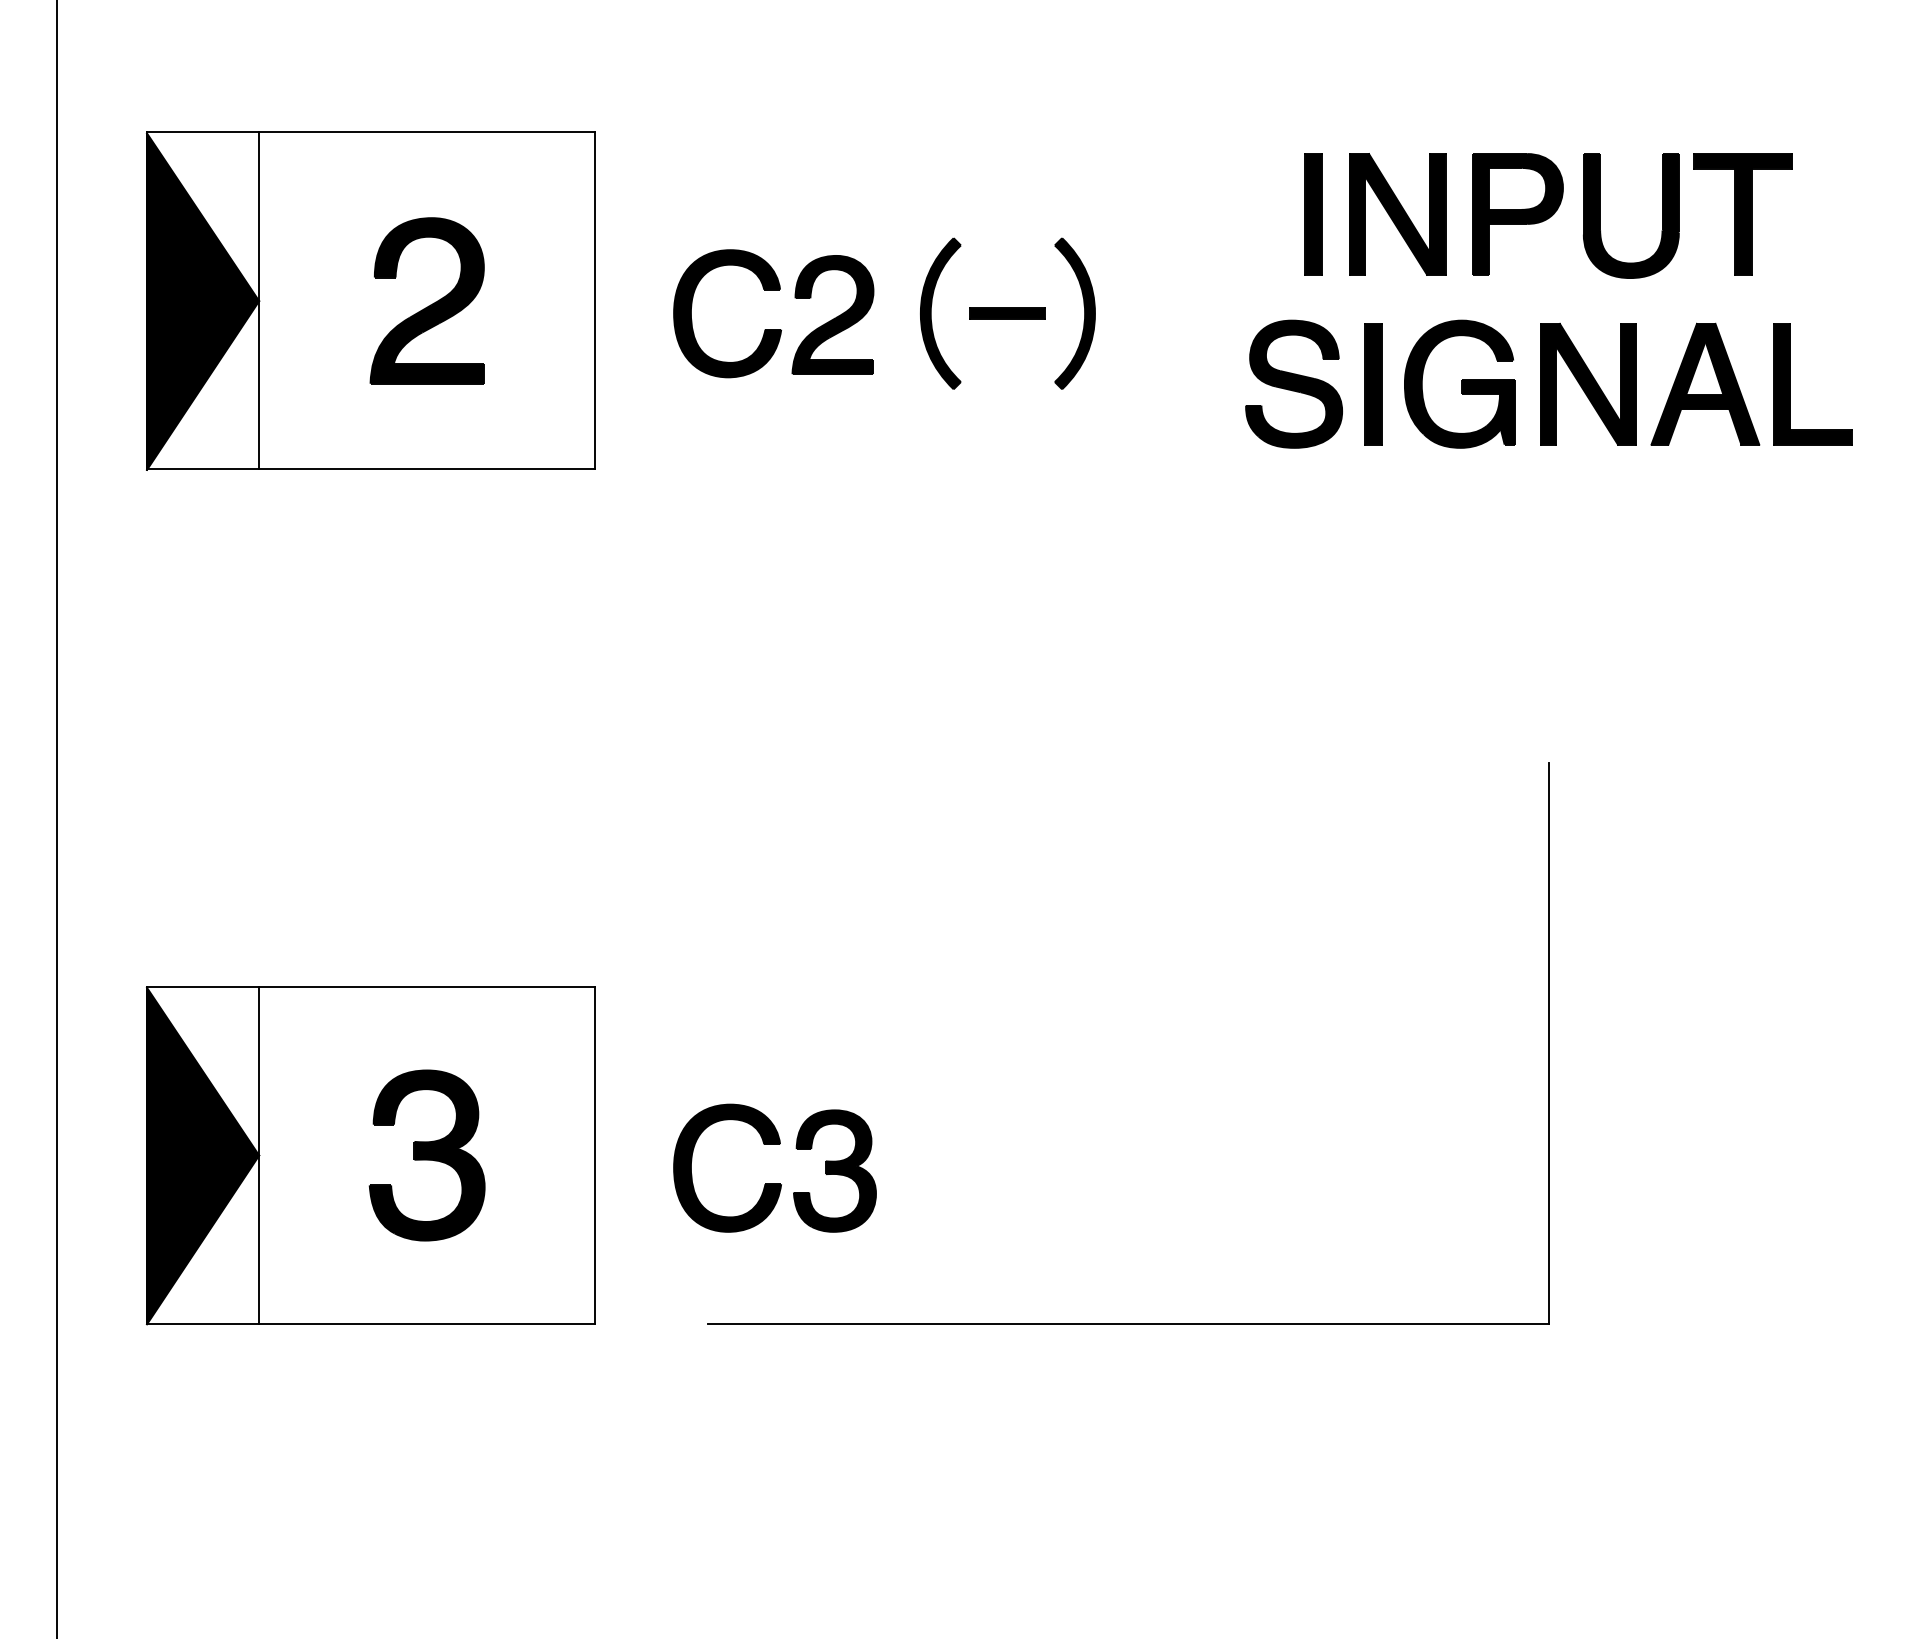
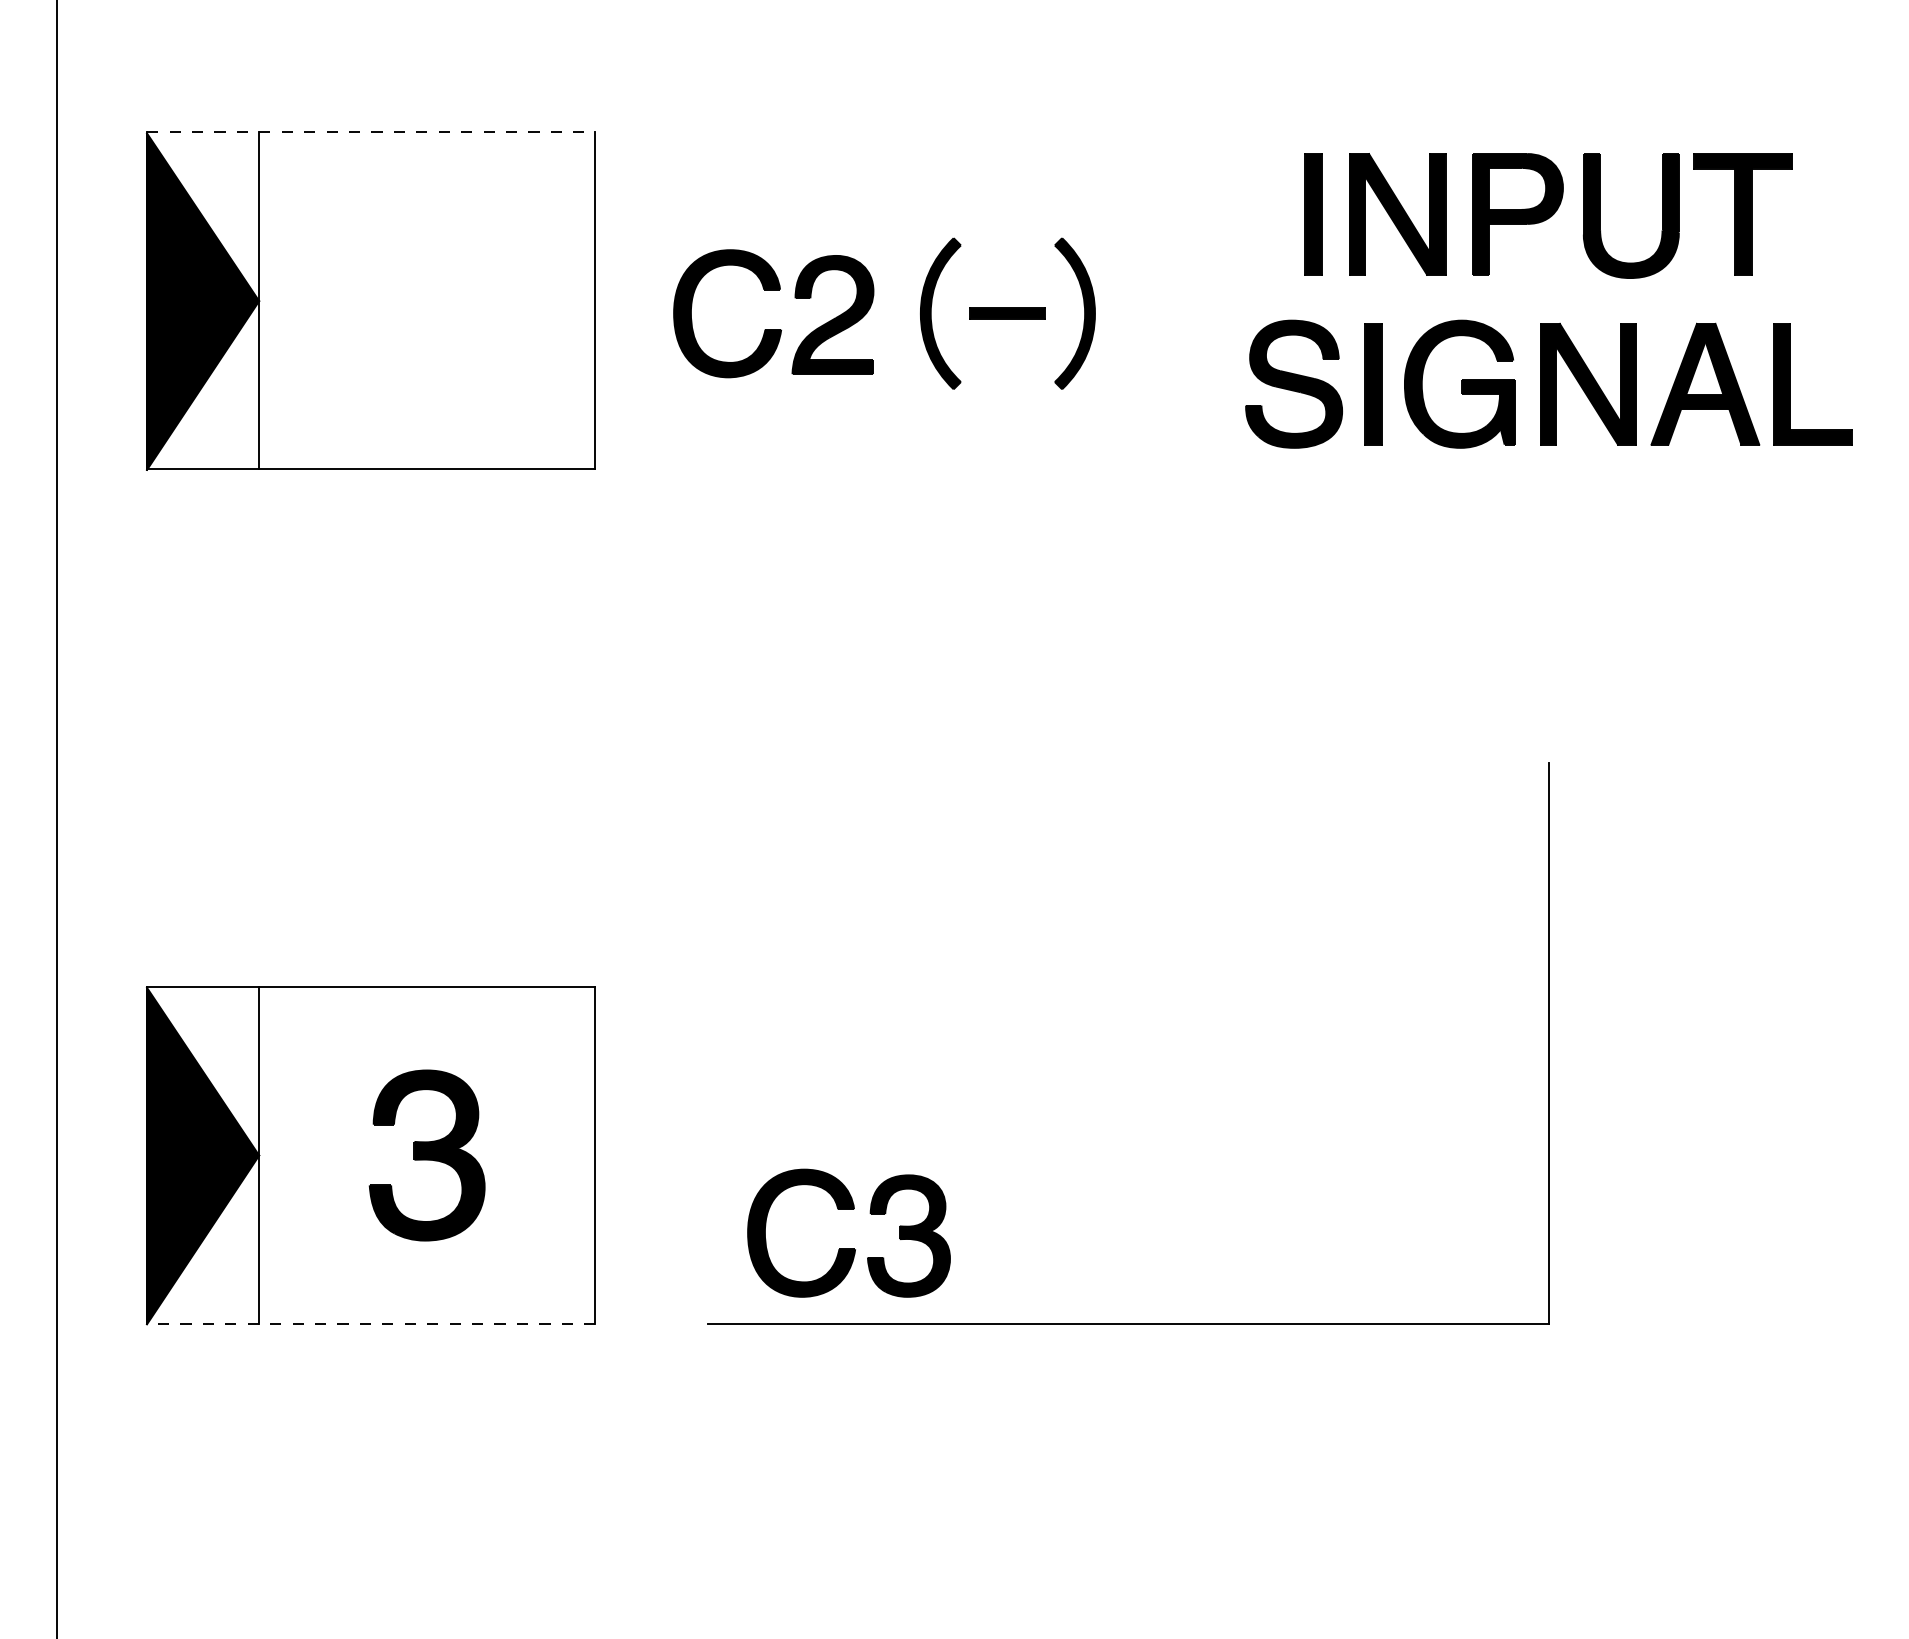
line: solid -> dashed (371, 132)
part: present -> none (426, 300)
part position: (774, 1183) -> (848, 1248) (848, 1248)
line: solid -> dashed (370, 1323)
